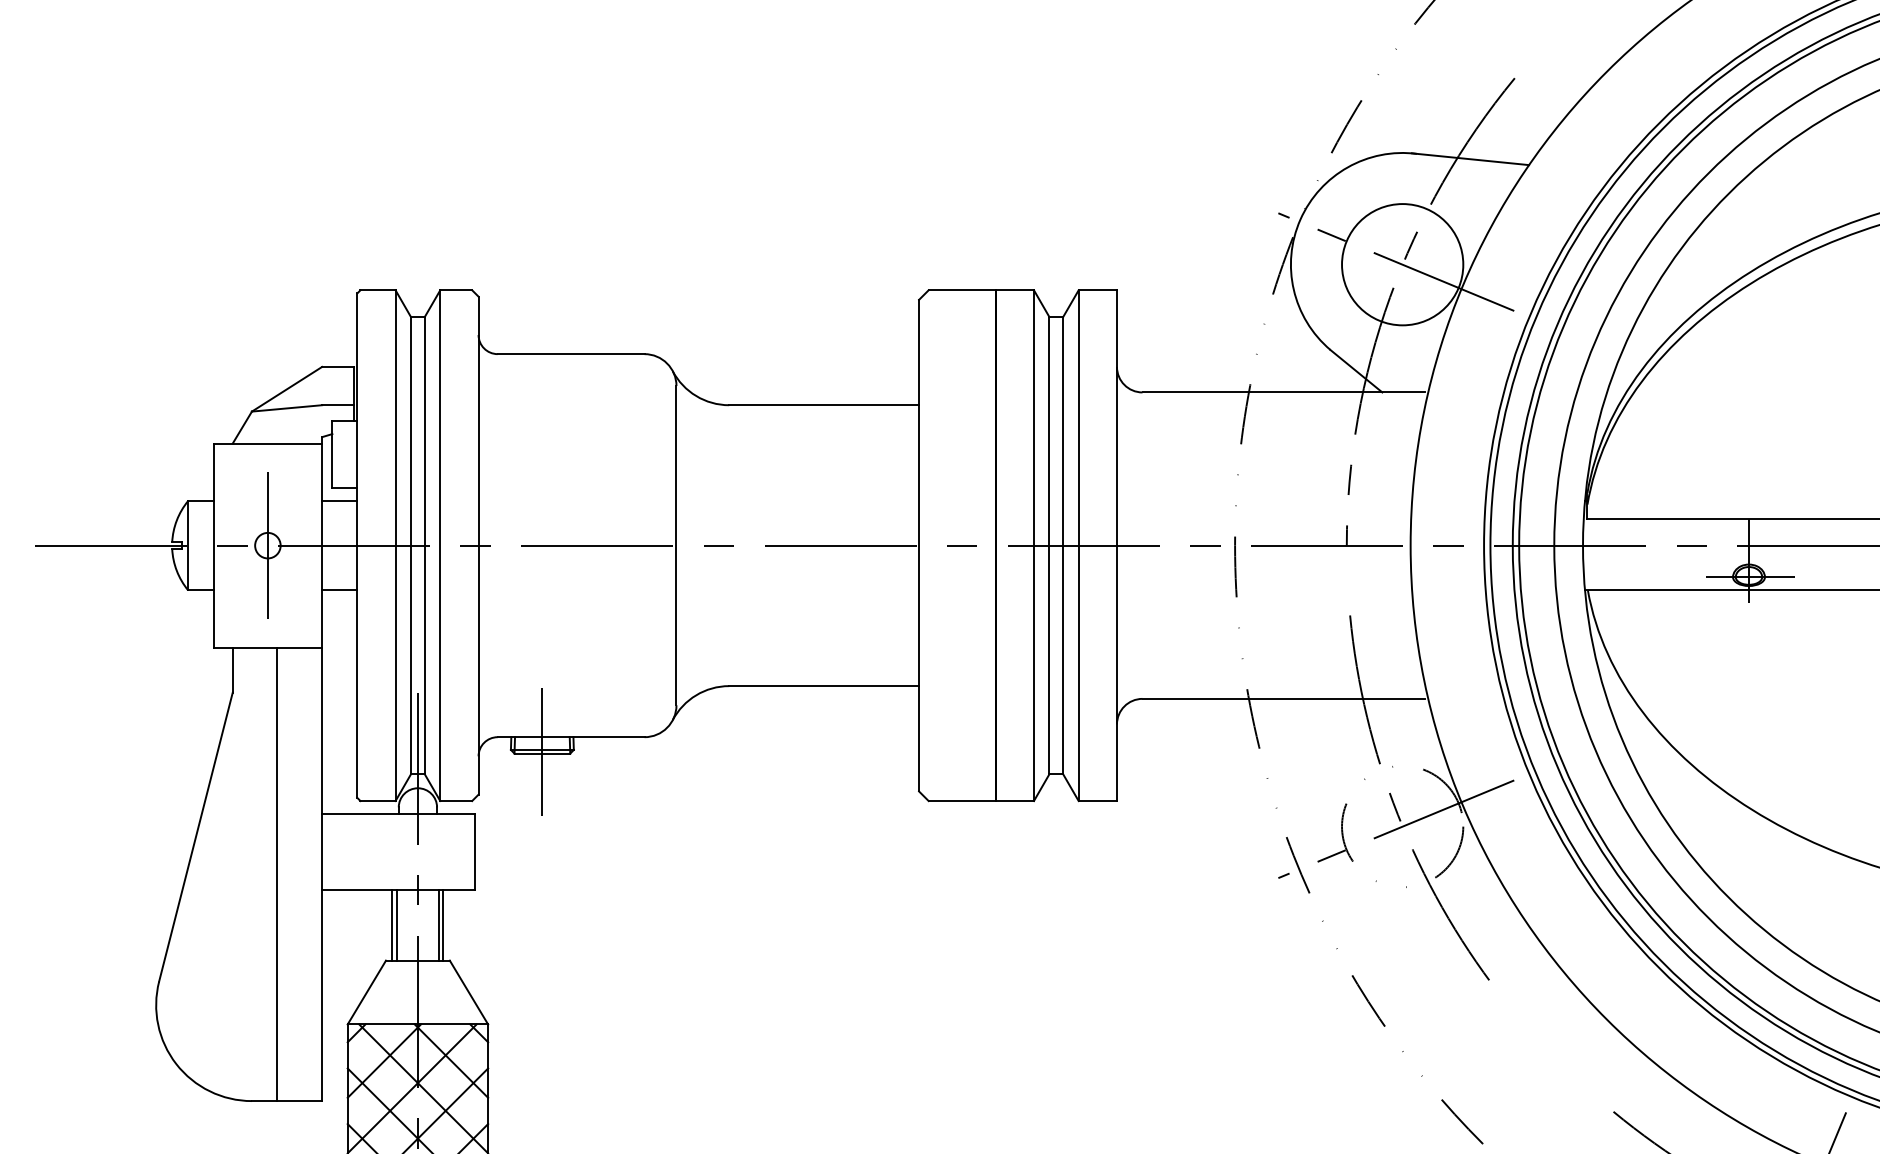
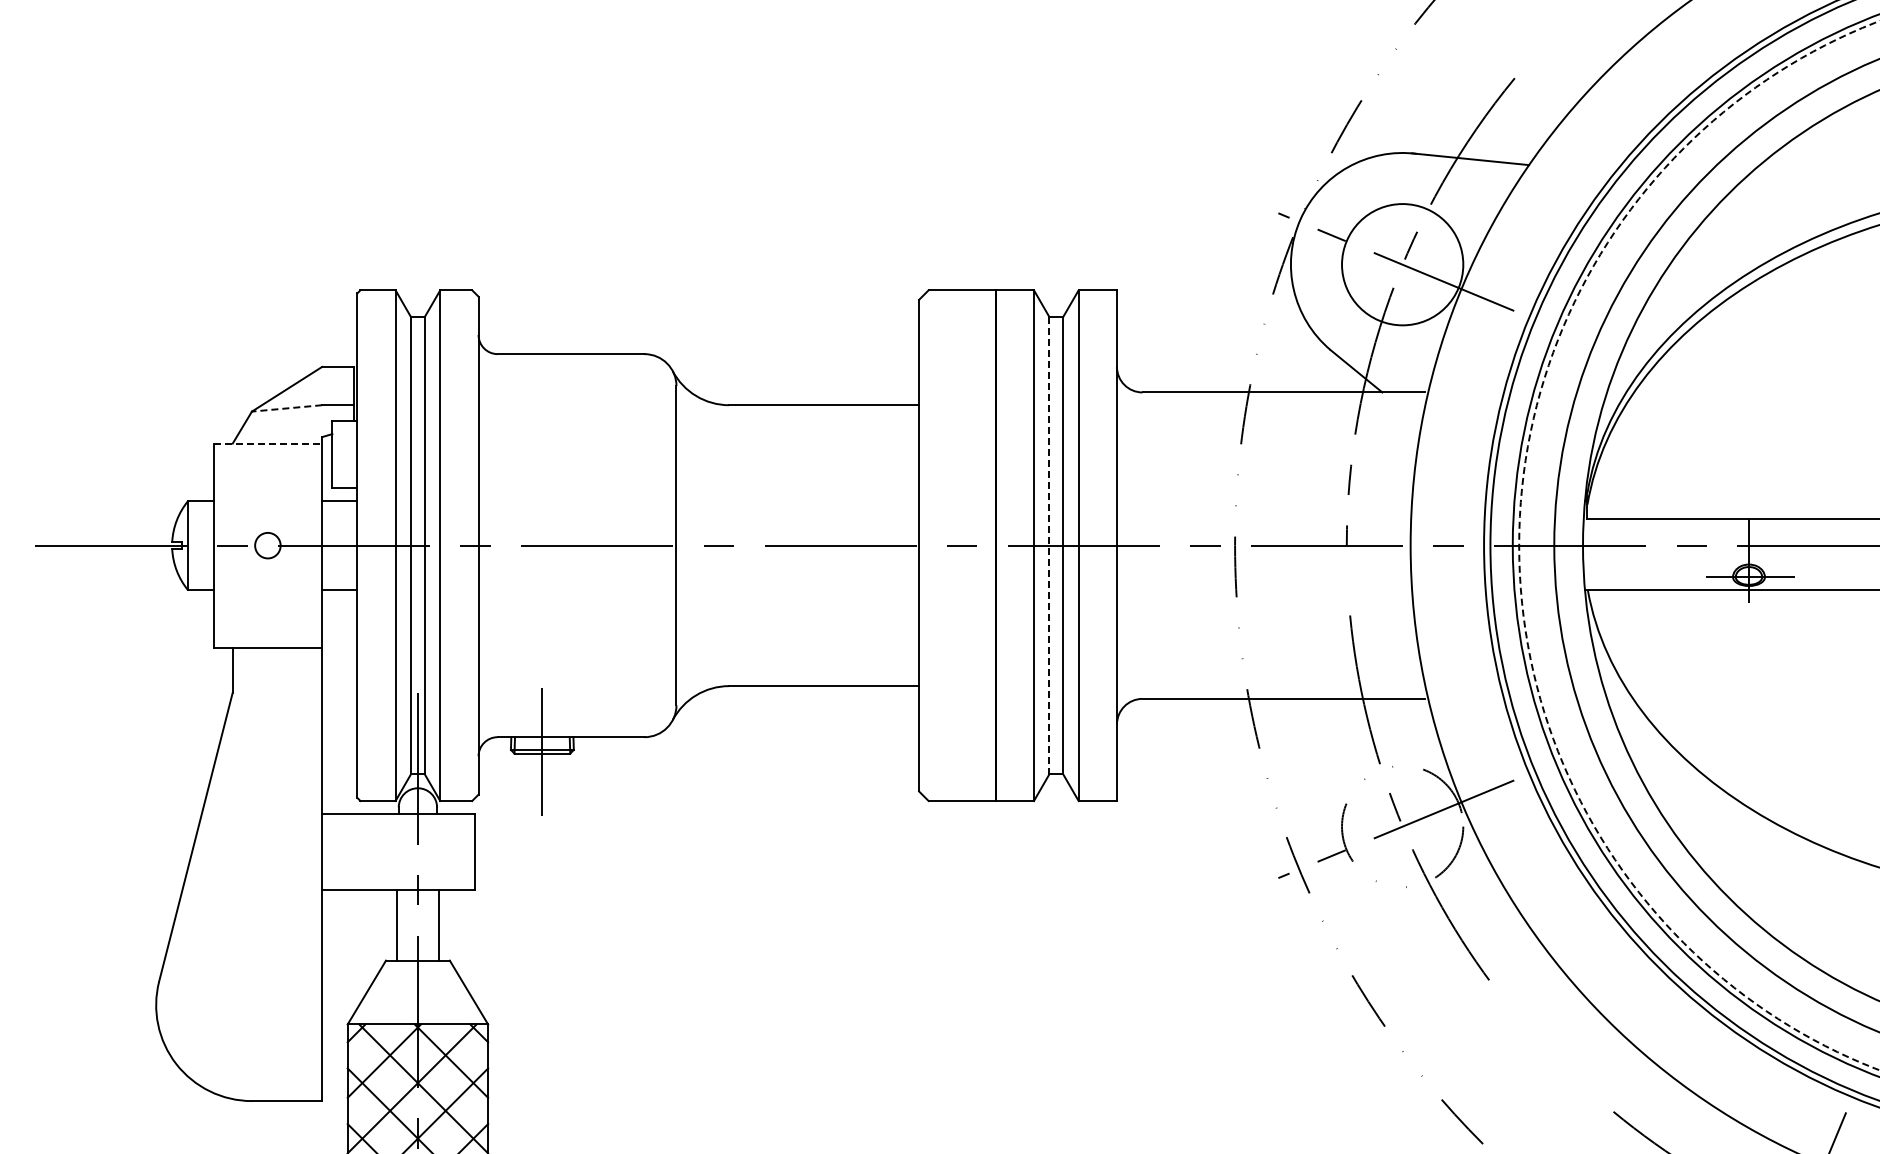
line: solid -> dashed (286, 408)
line: solid -> dashed (268, 443)
line: present -> none (267, 545)
line: solid -> dashed (1049, 545)
circle: solid -> dashed (1699, 545)
line: present -> none (277, 874)
line: present -> none (392, 925)
line: present -> none (443, 925)
